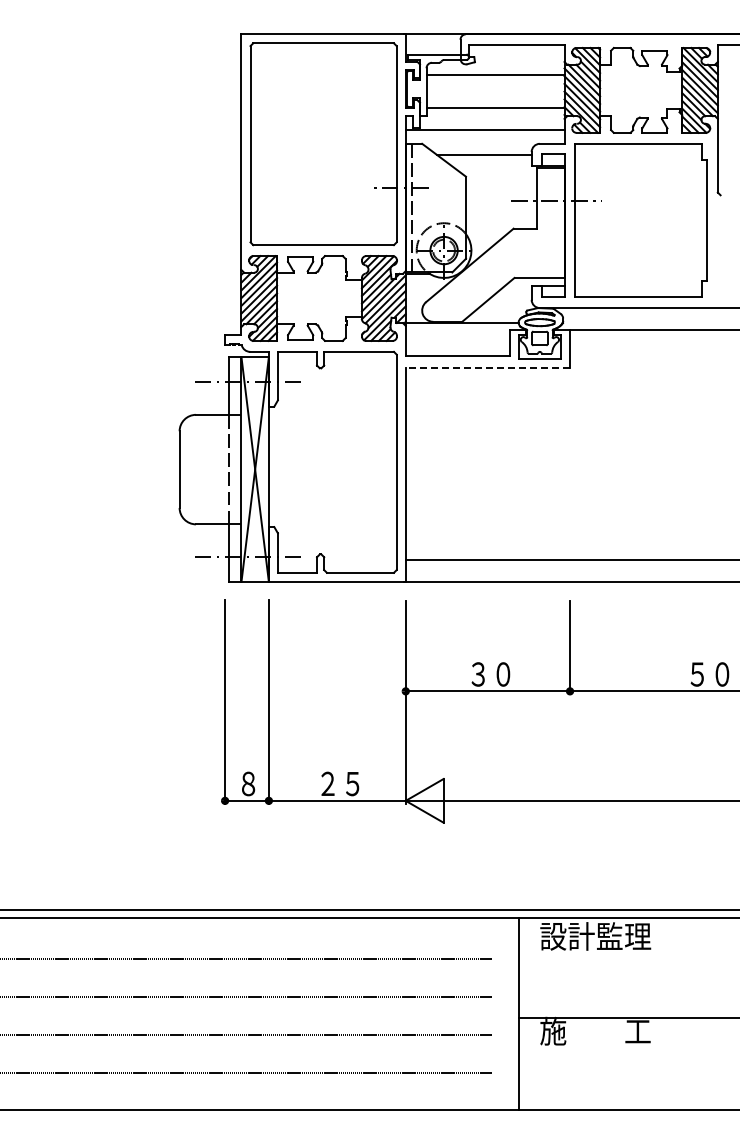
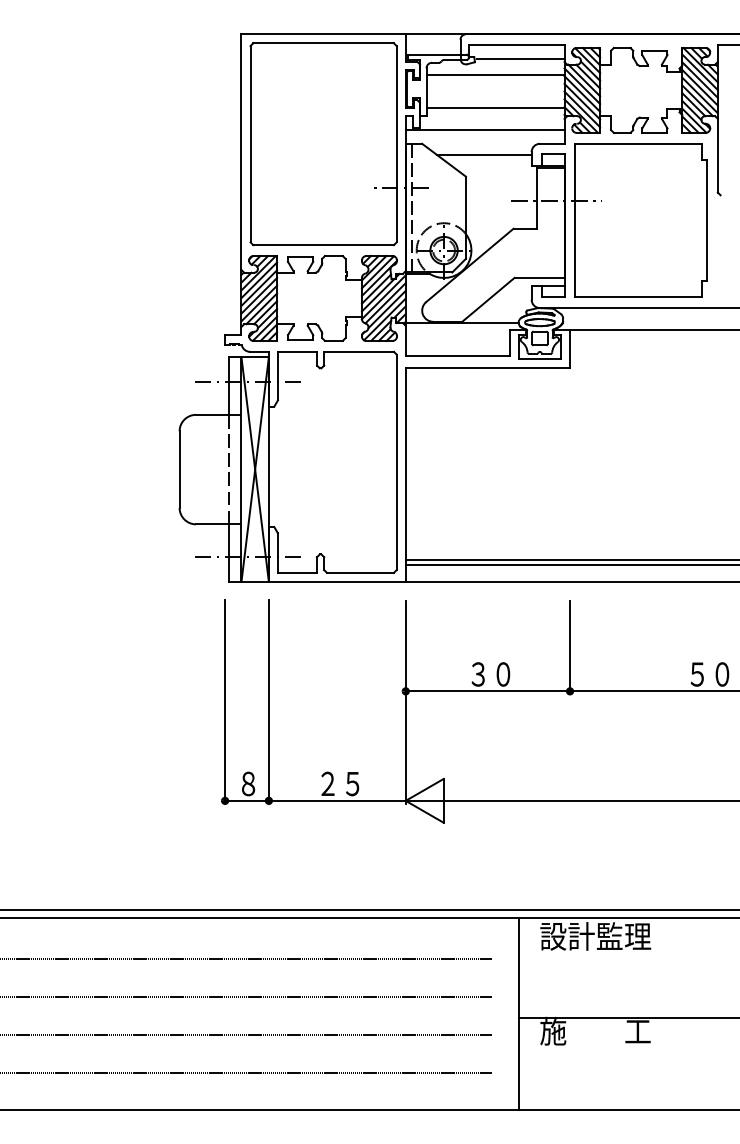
line: none -> present (520, 58)
line: dashed -> solid (487, 368)
line: none -> present (570, 565)
